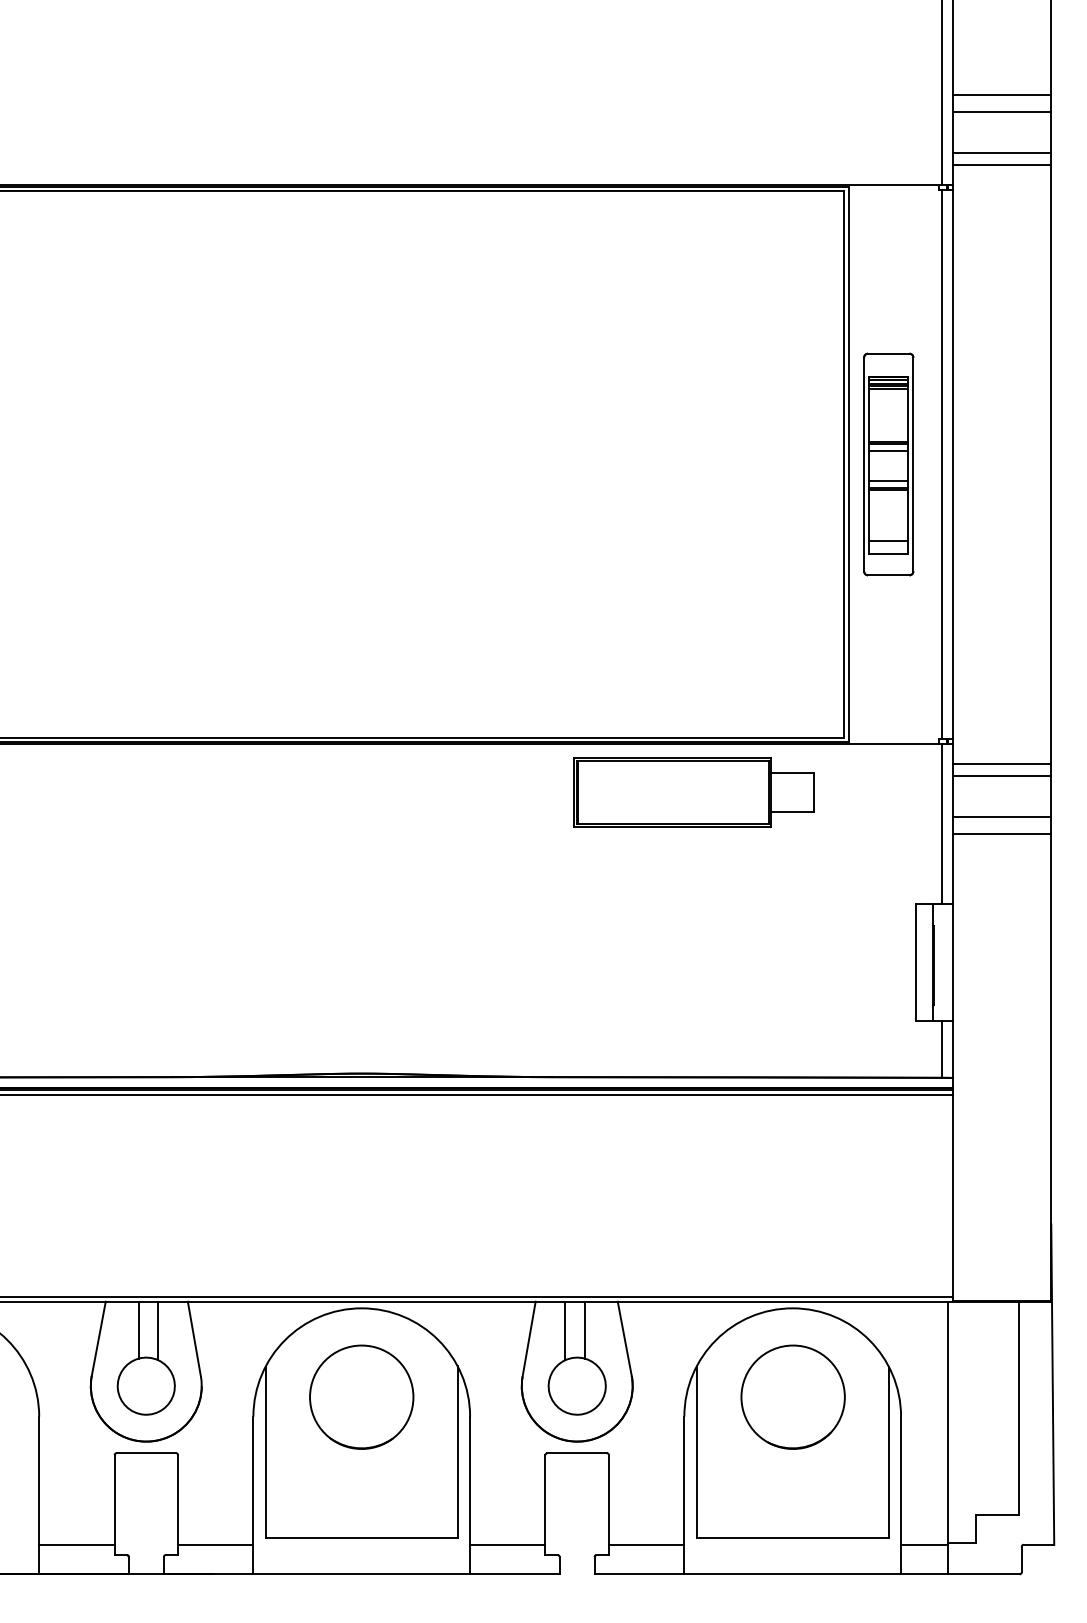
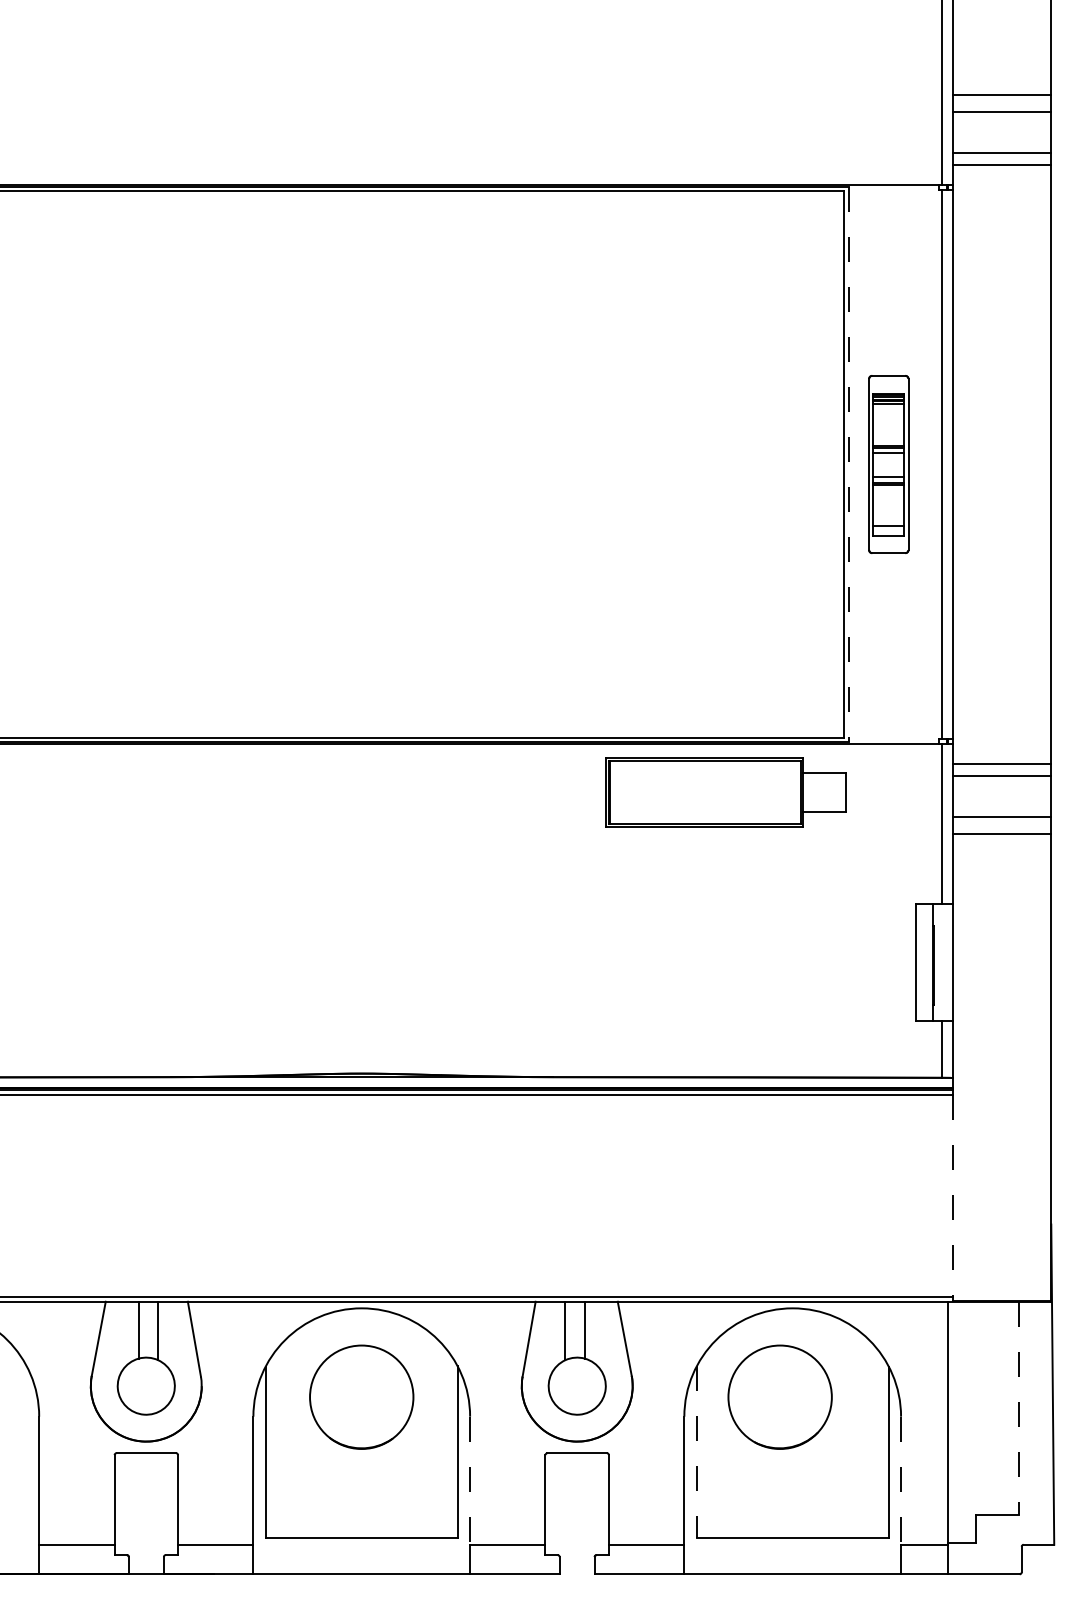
part size: 52x225 px -> 42x179 px (888, 464)
line: solid -> dashed (848, 465)
part position: (693, 792) -> (725, 792) (725, 792)
line: solid -> dashed (952, 1195)
circle position: (792, 1396) -> (779, 1396) (779, 1396)
line: solid -> dashed (1018, 1408)
line: solid -> dashed (697, 1452)
line: solid -> dashed (470, 1481)
line: solid -> dashed (901, 1481)
